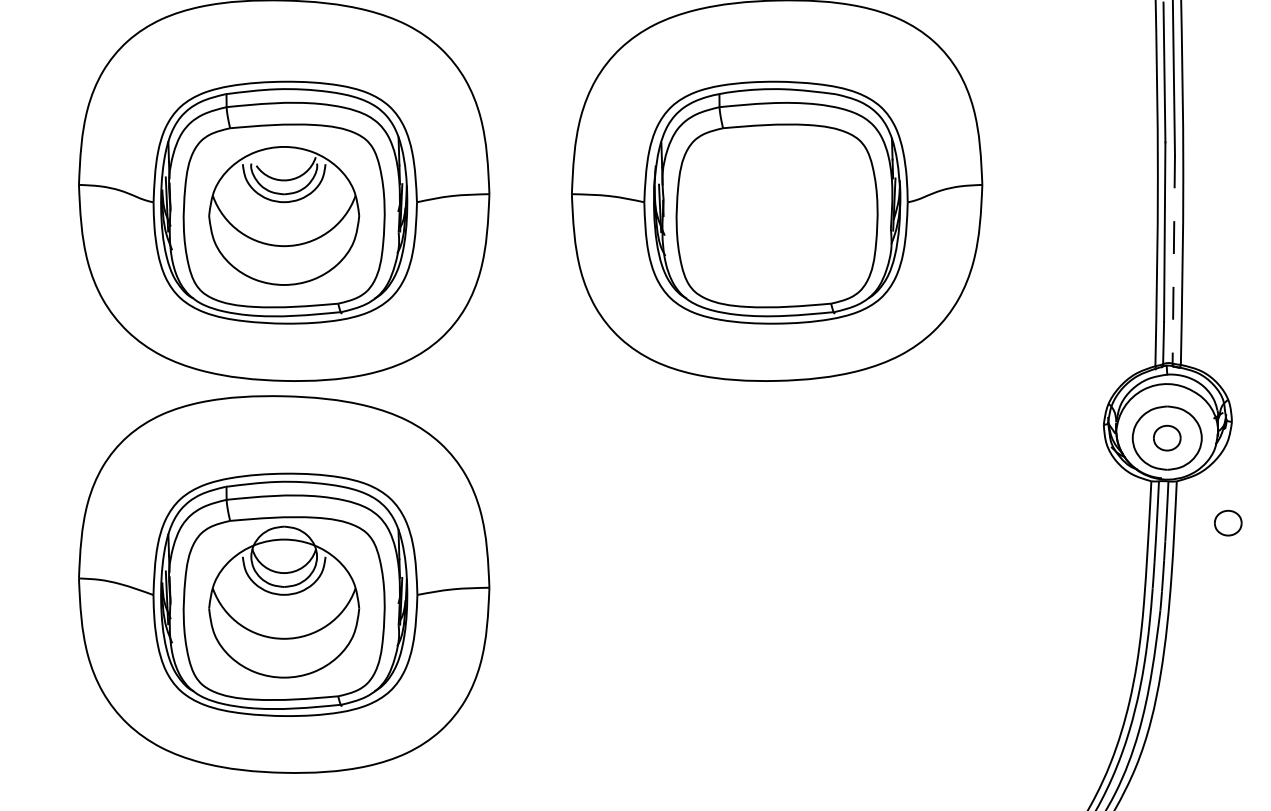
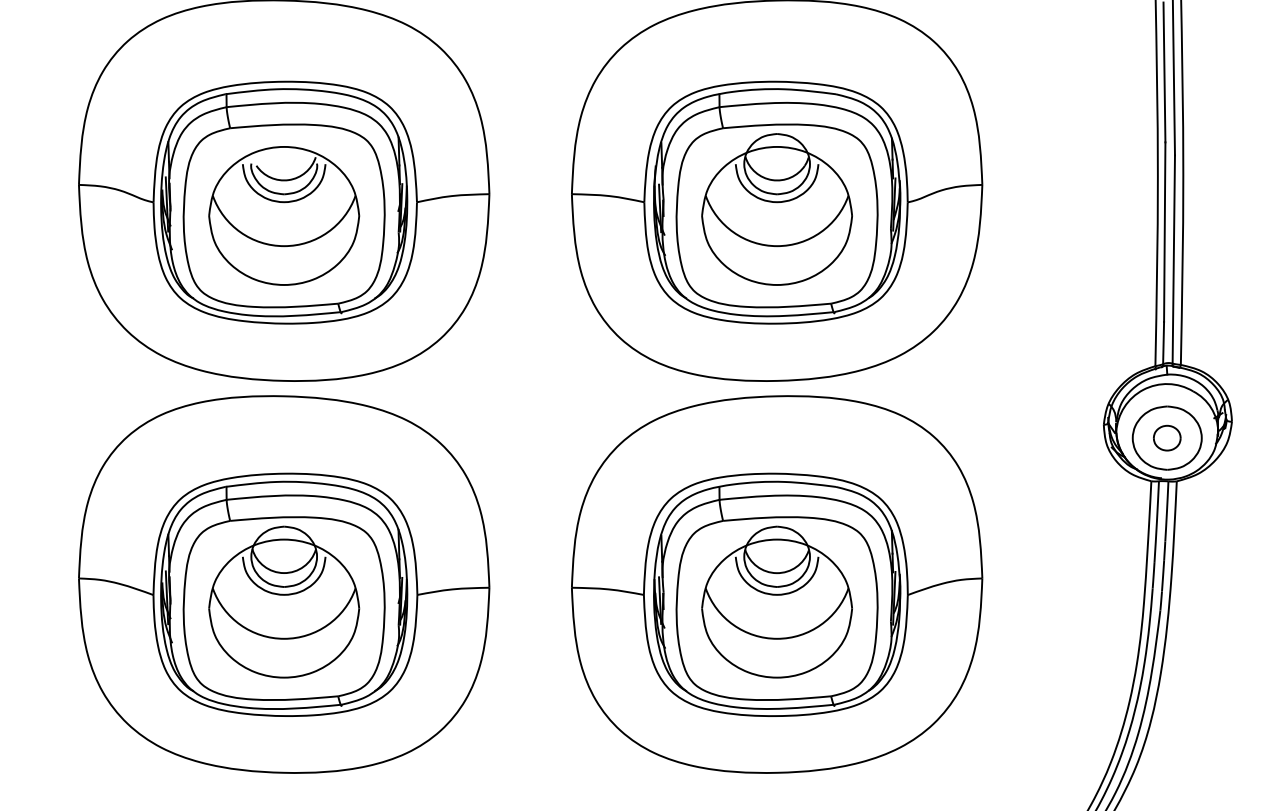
part: none -> present (776, 209)
line: dashed -> solid (1173, 260)
part: present -> none (1228, 522)
part: none -> present (777, 584)
